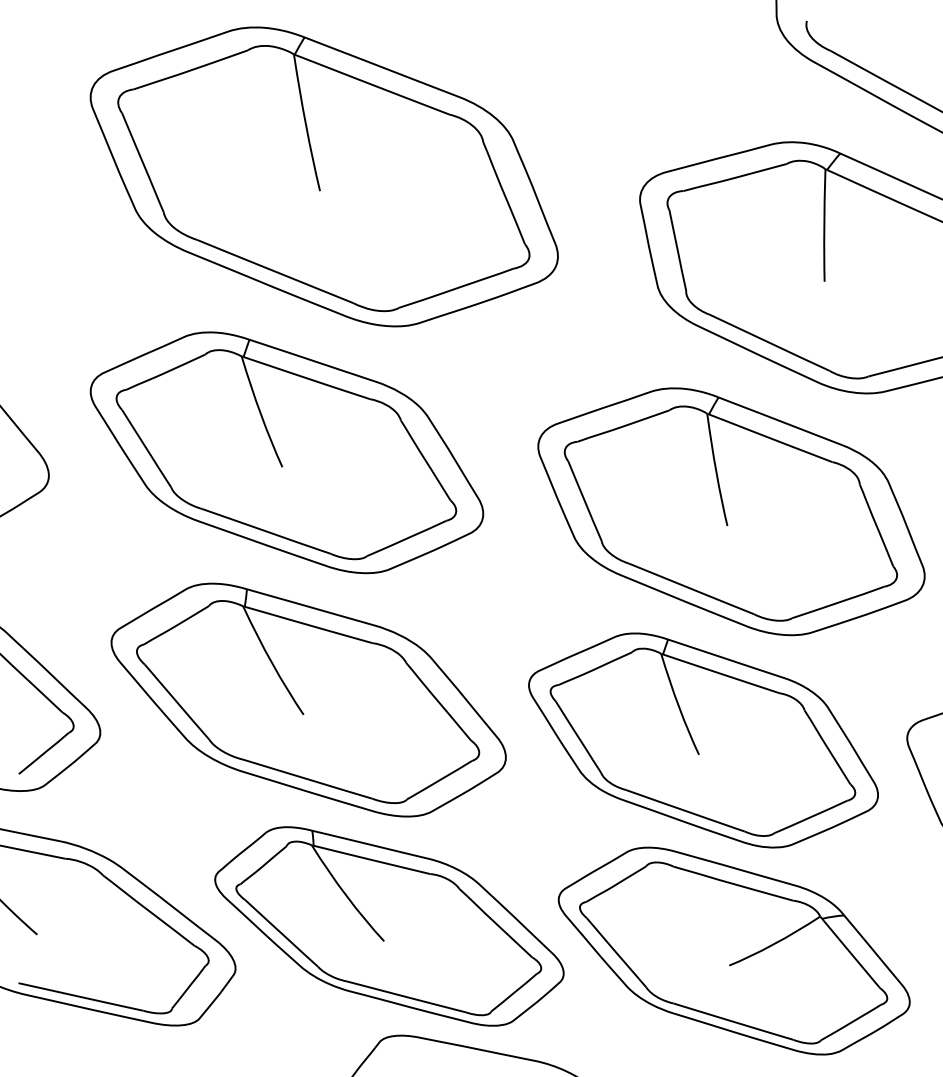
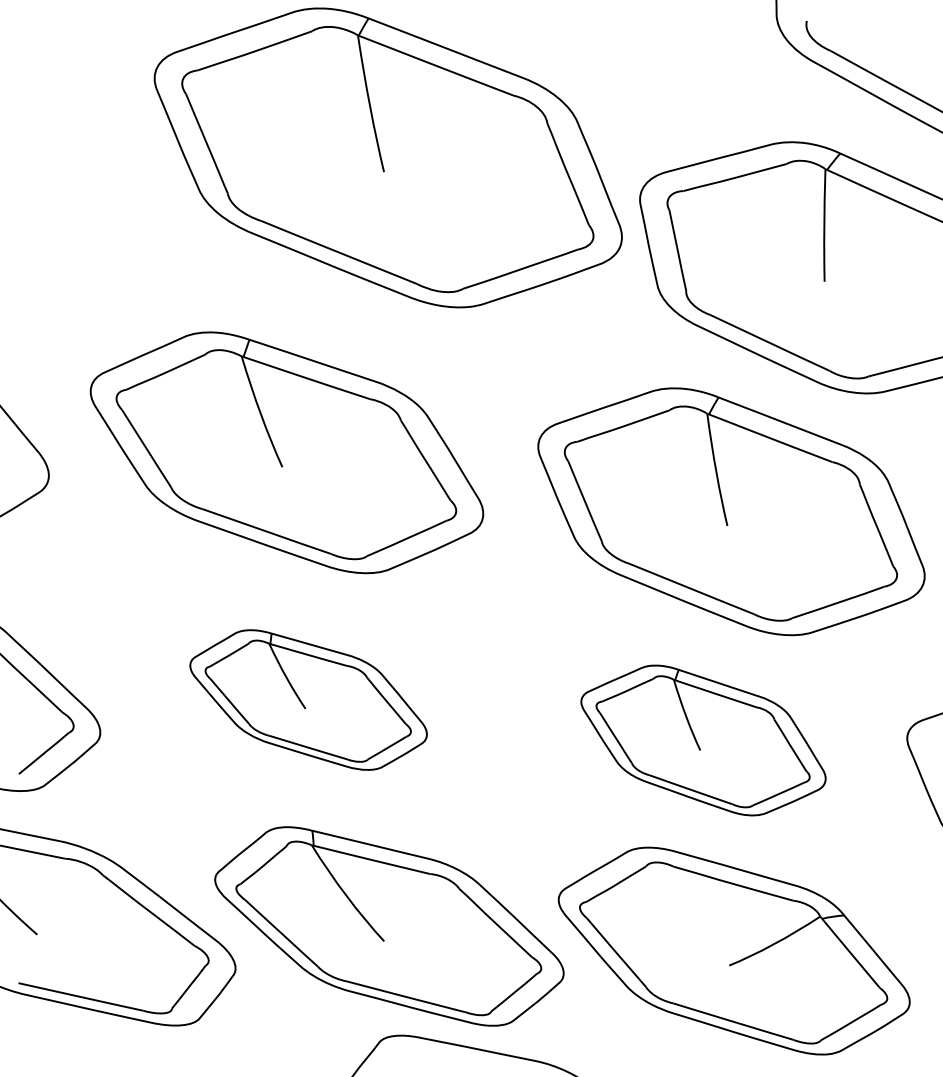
part position: (323, 176) -> (387, 157) (387, 157)
part size: 397x236 px -> 239x142 px (308, 699)
part size: 351x217 px -> 247x153 px (703, 740)
